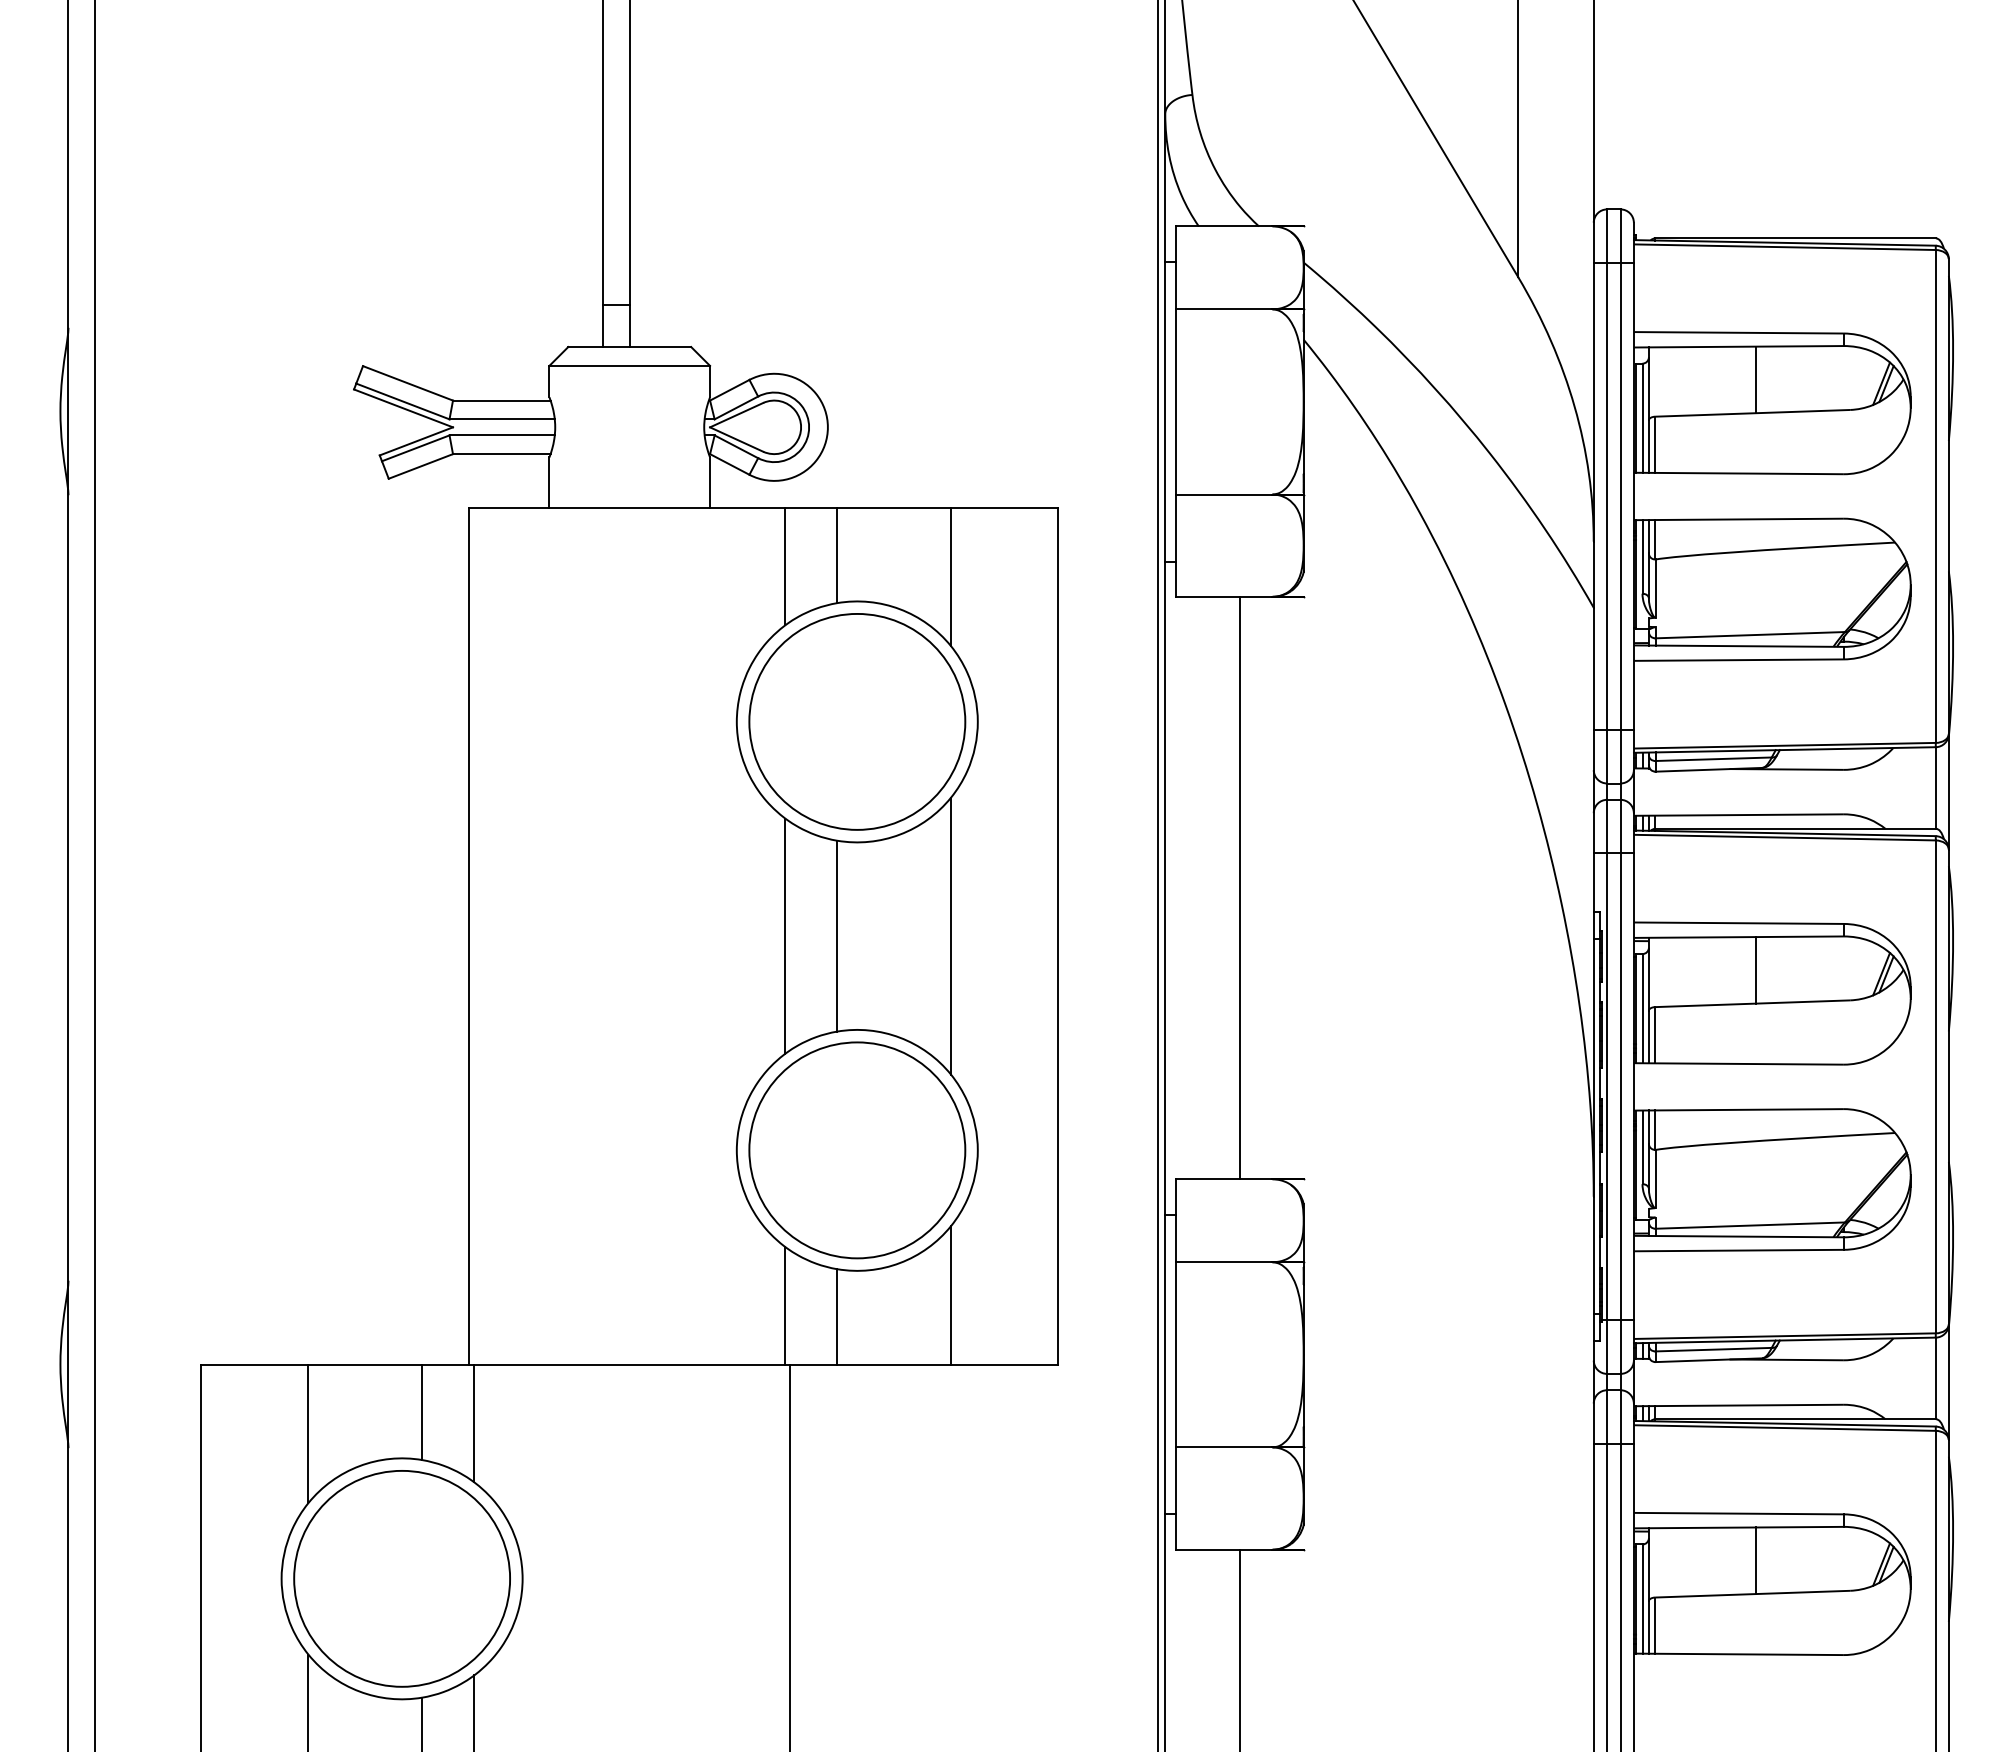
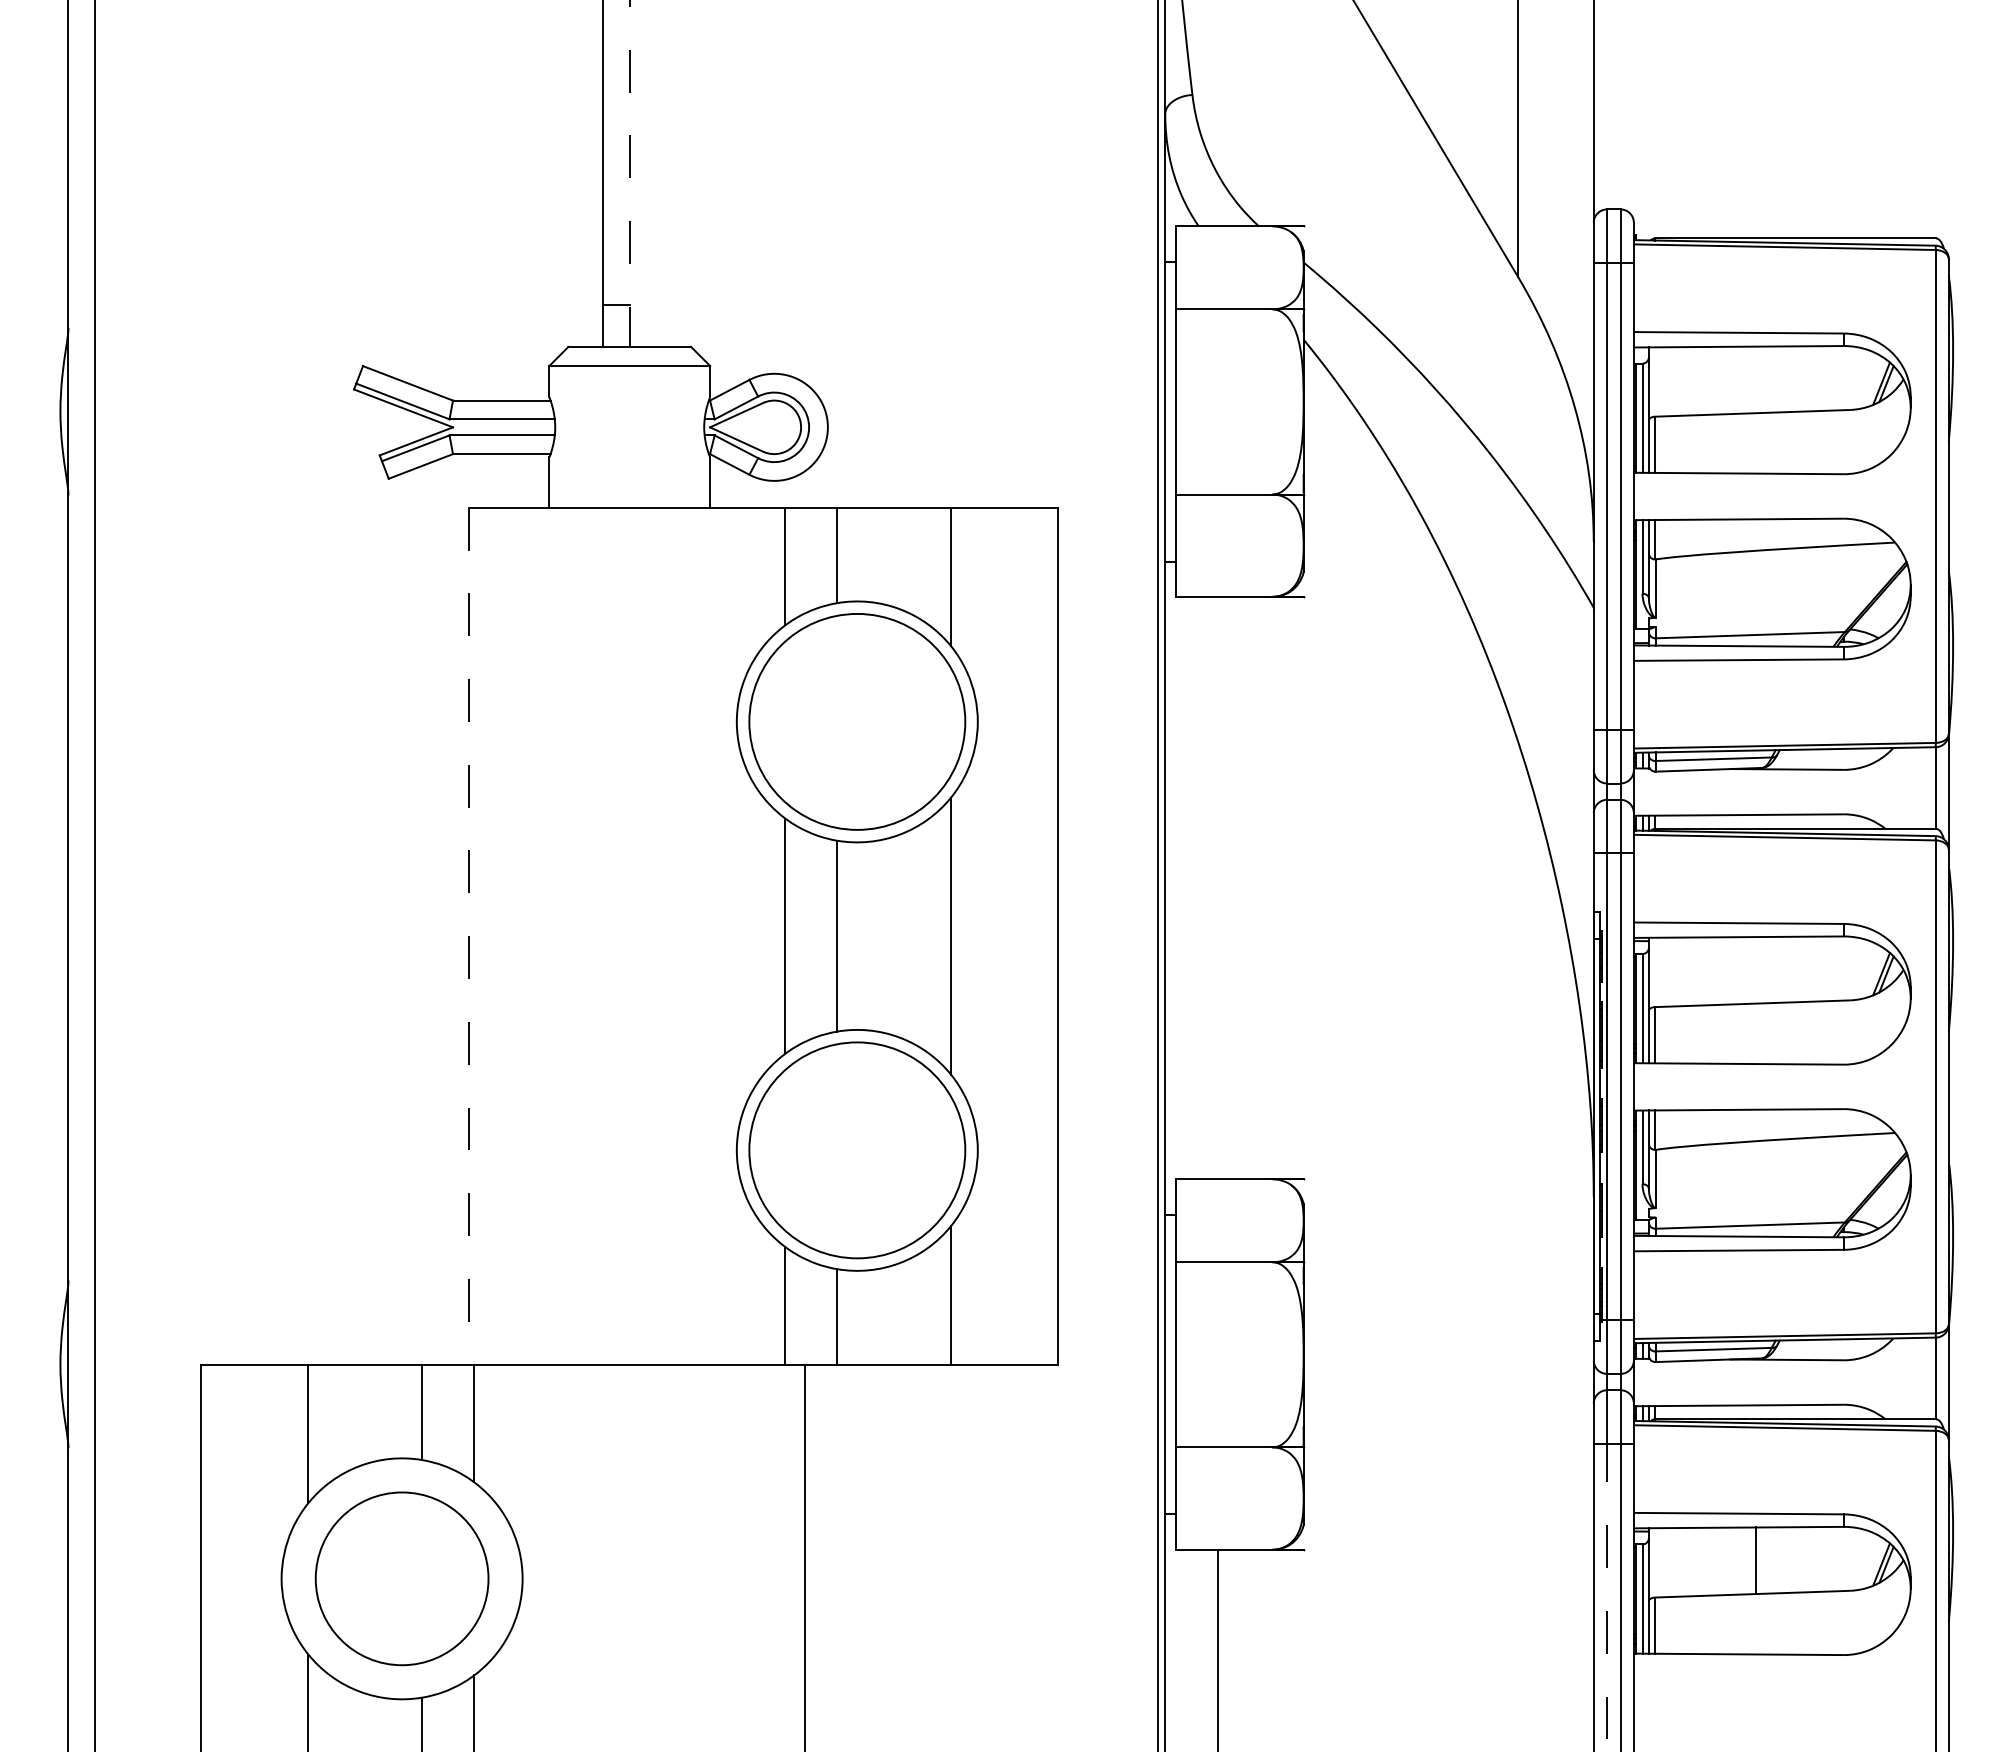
line: solid -> dashed (629, 174)
line: present -> none (1756, 379)
line: present -> none (1239, 887)
line: solid -> dashed (469, 936)
line: present -> none (1756, 970)
line position: (790, 1556) -> (805, 1556) (805, 1556)
circle diameter: 216 px -> 173 px (401, 1578)
line: solid -> dashed (1607, 1597)
line position: (1239, 1648) -> (1217, 1648) (1217, 1648)
